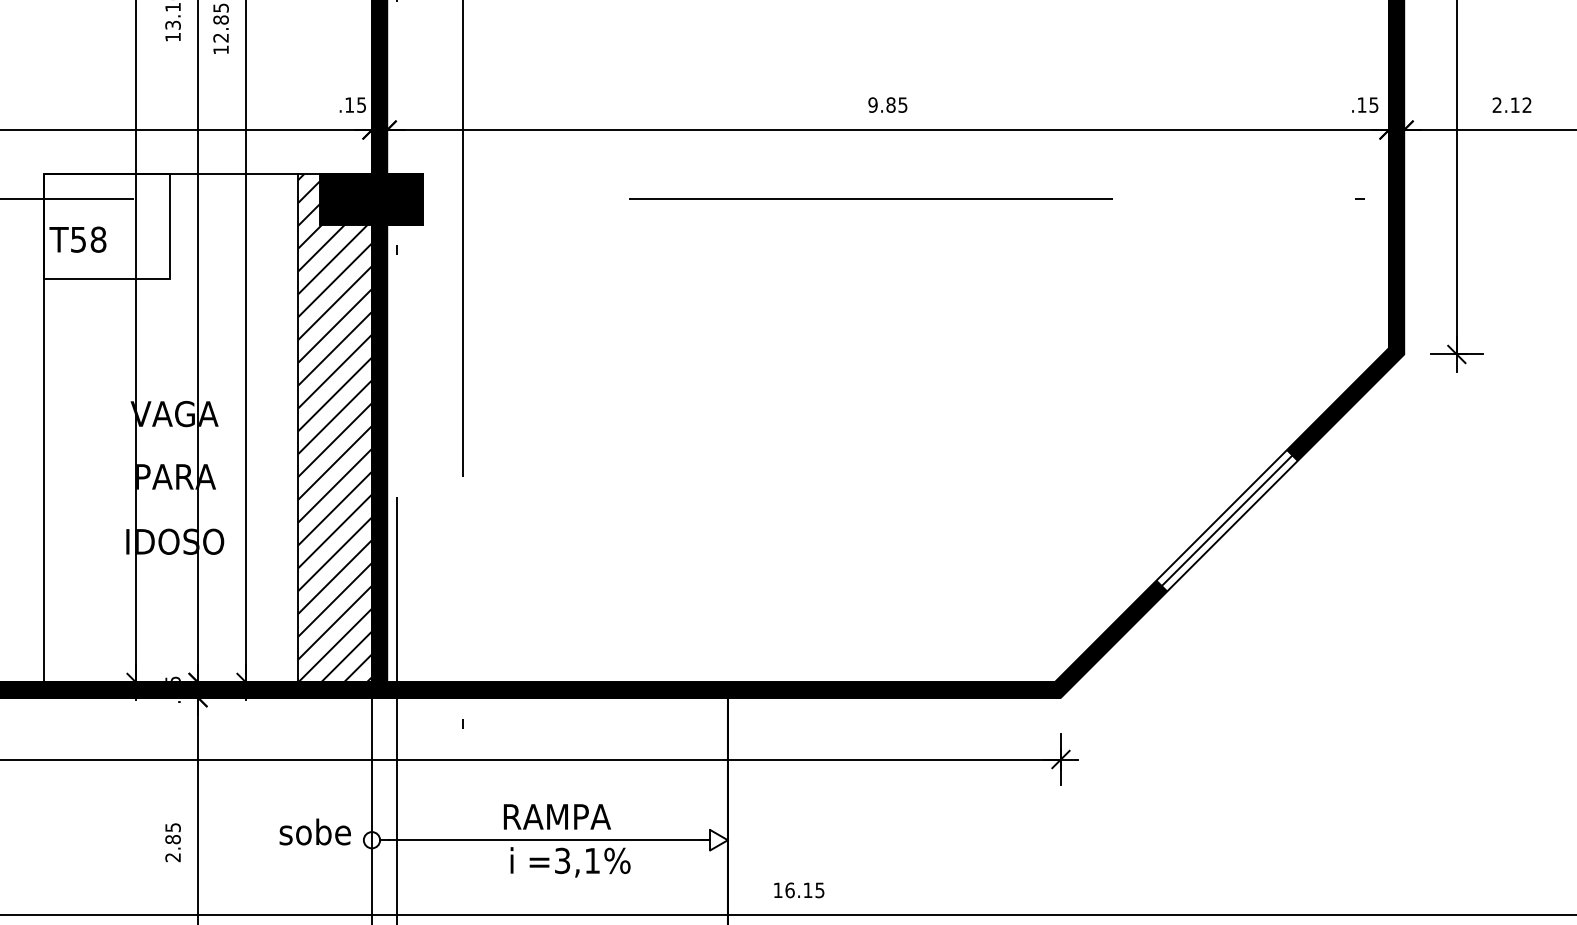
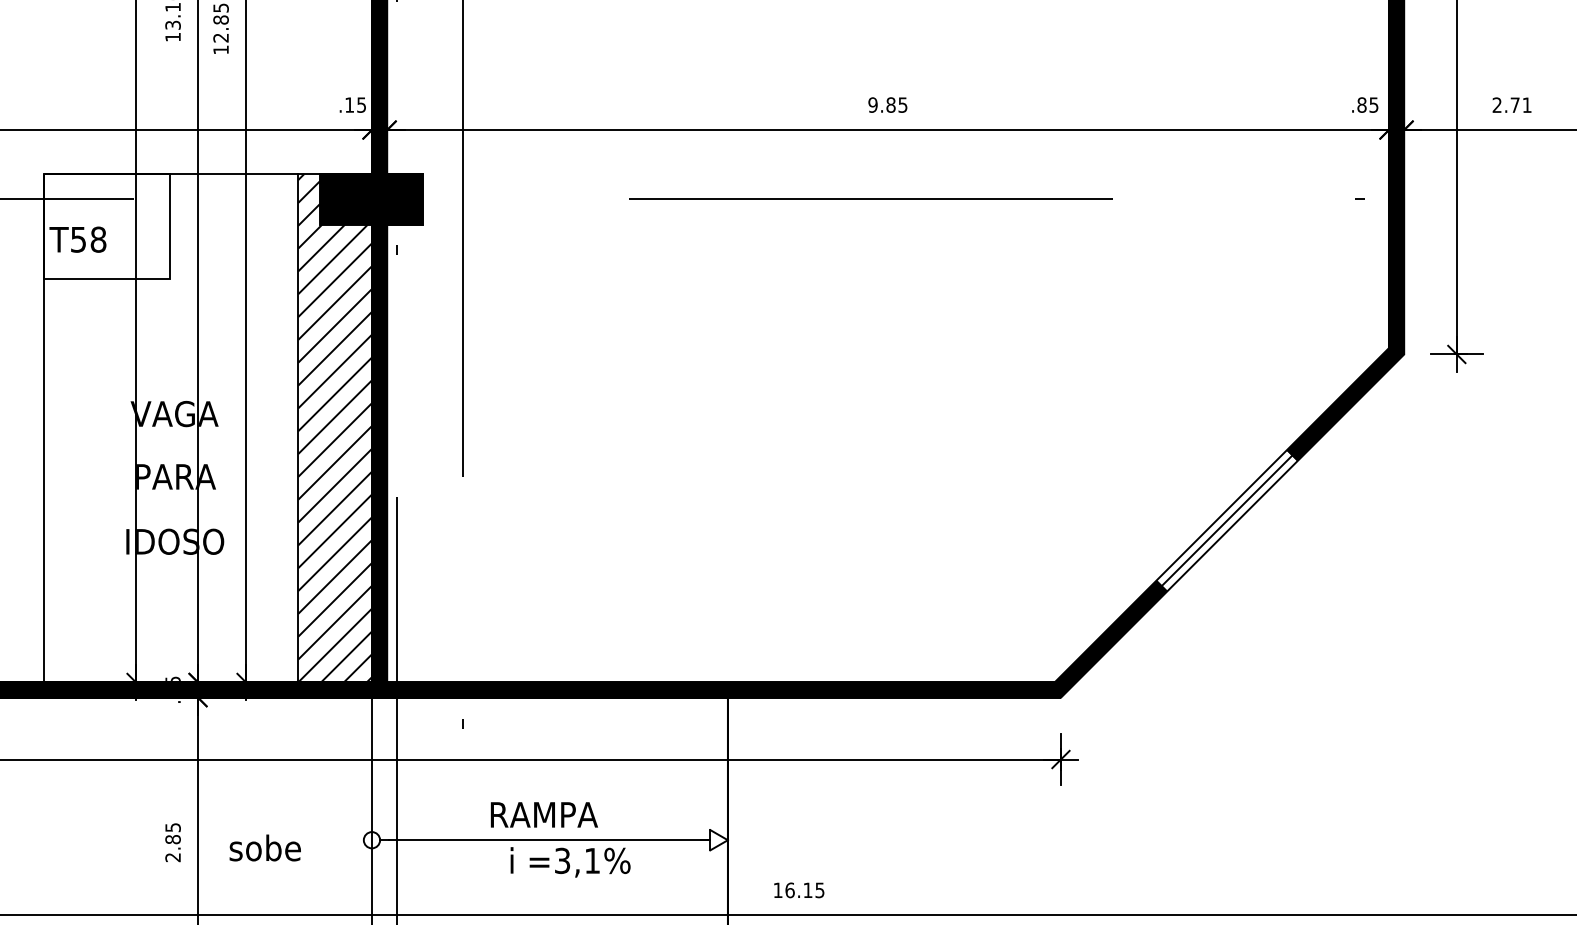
text: .15 -> .85 (1361, 104)
text: 2.12 -> 2.71 (1520, 104)
text position: (556, 816) -> (543, 814) (543, 814)
text position: (314, 831) -> (264, 847) (264, 847)
